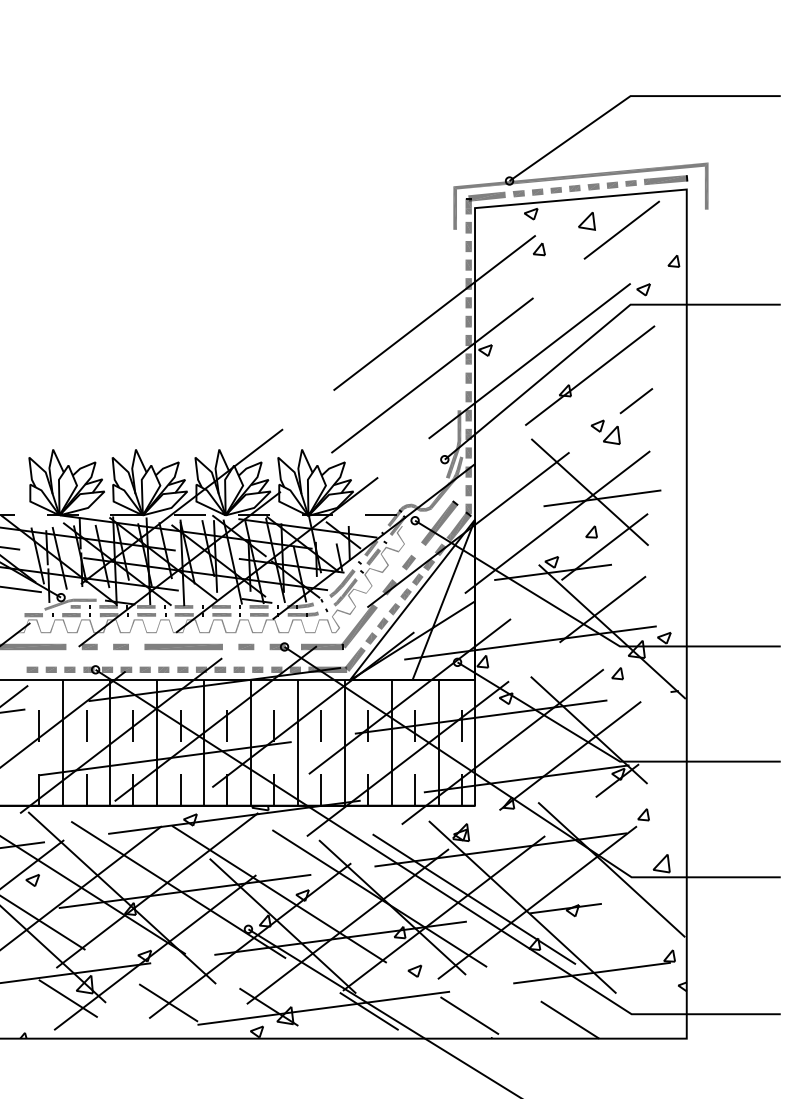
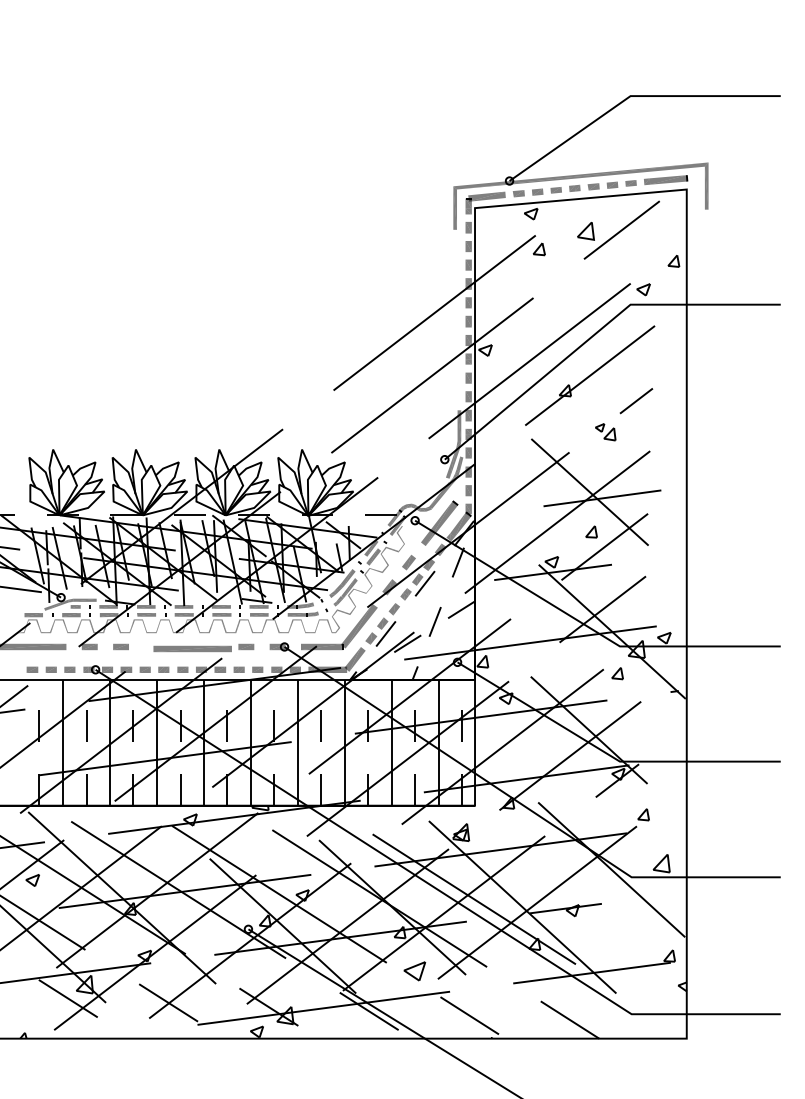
part position: (586, 221) -> (585, 231) (585, 231)
part size: 31x26 px -> 22x19 px (605, 432)
line: solid -> dashed (419, 590)
part position: (183, 646) -> (192, 648) (192, 648)
part size: 16x14 px -> 24x21 px (414, 971)
